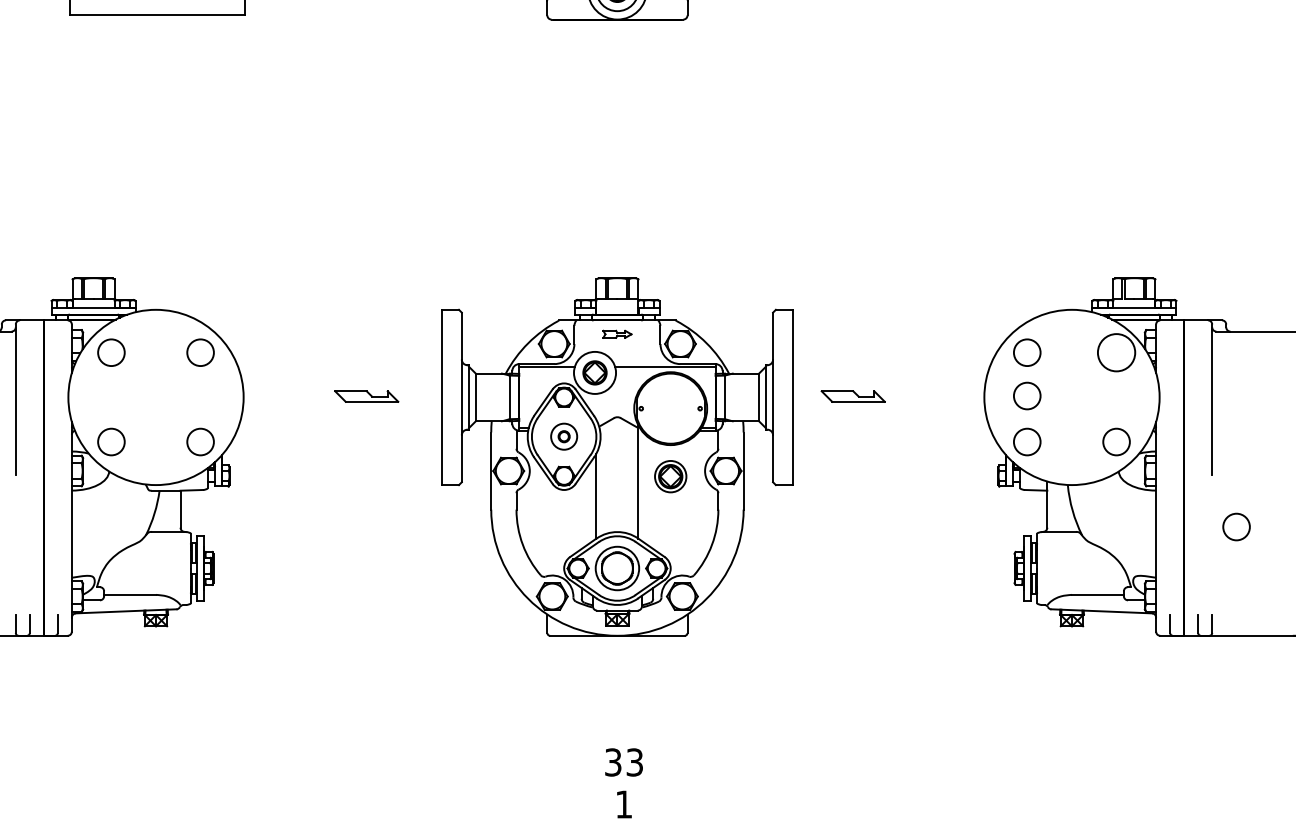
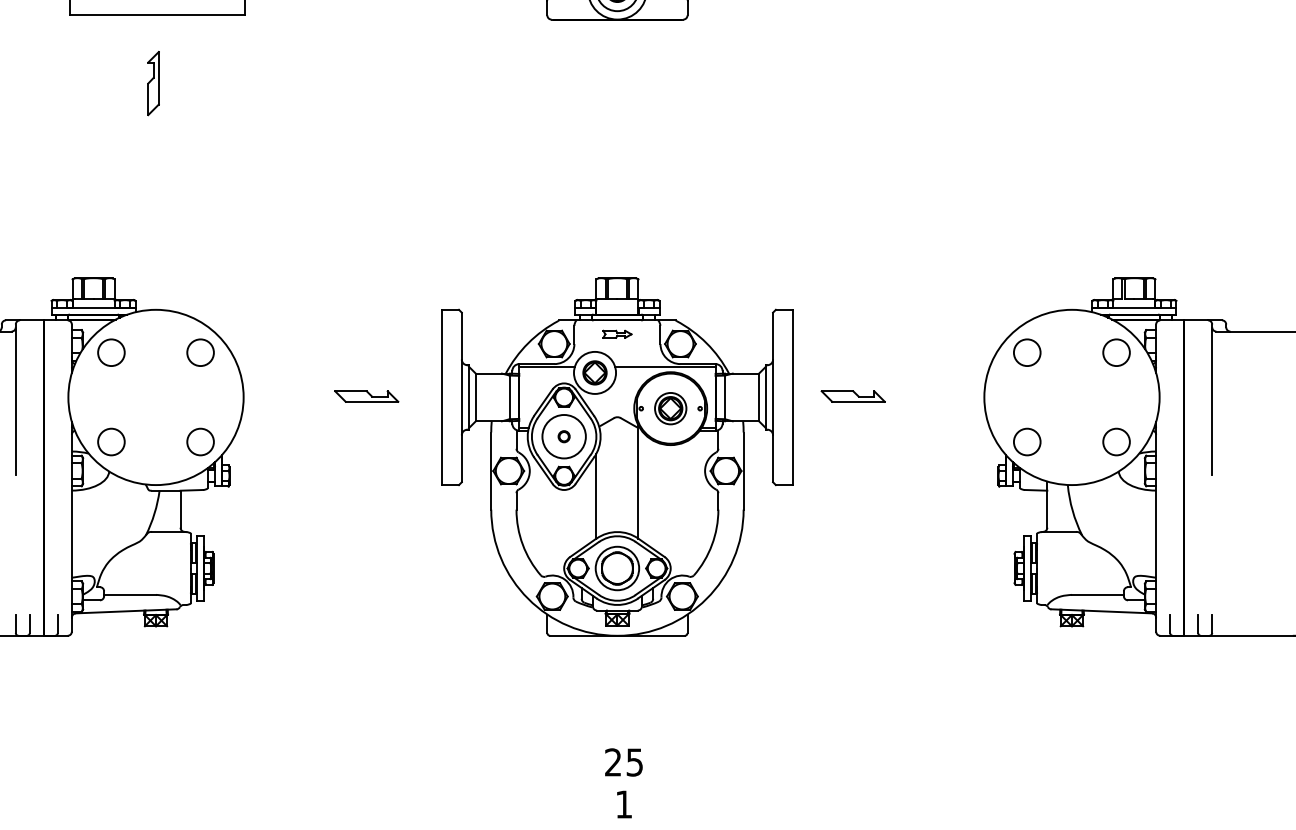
part: none -> present (153, 83)
circle diameter: 37 px -> 27 px (1116, 352)
circle: present -> none (1027, 395)
circle diameter: 26 px -> 43 px (563, 436)
part position: (670, 476) -> (670, 408) (670, 408)
circle: present -> none (1236, 526)
text: 33 -> 25 (623, 762)
